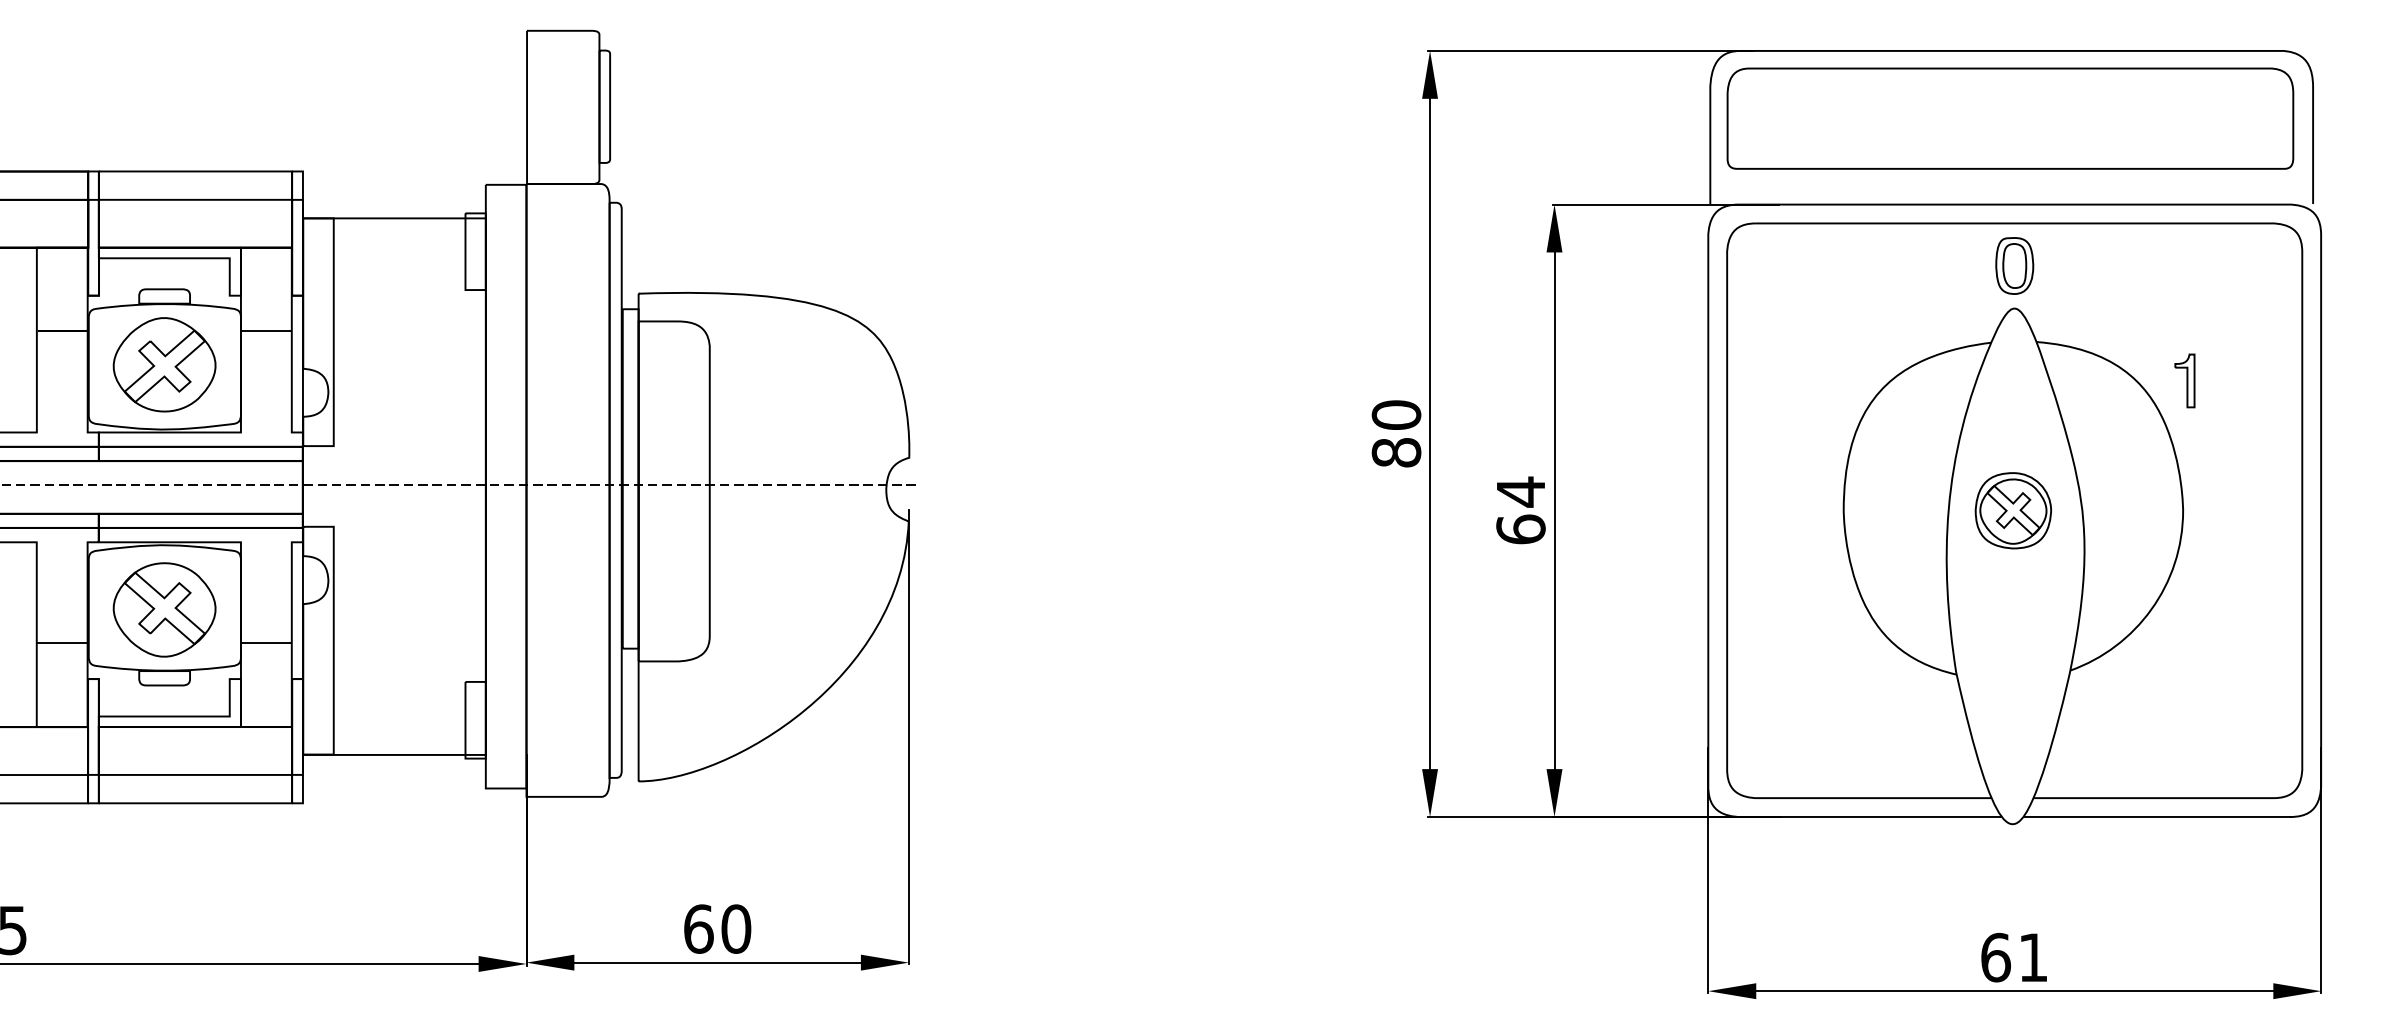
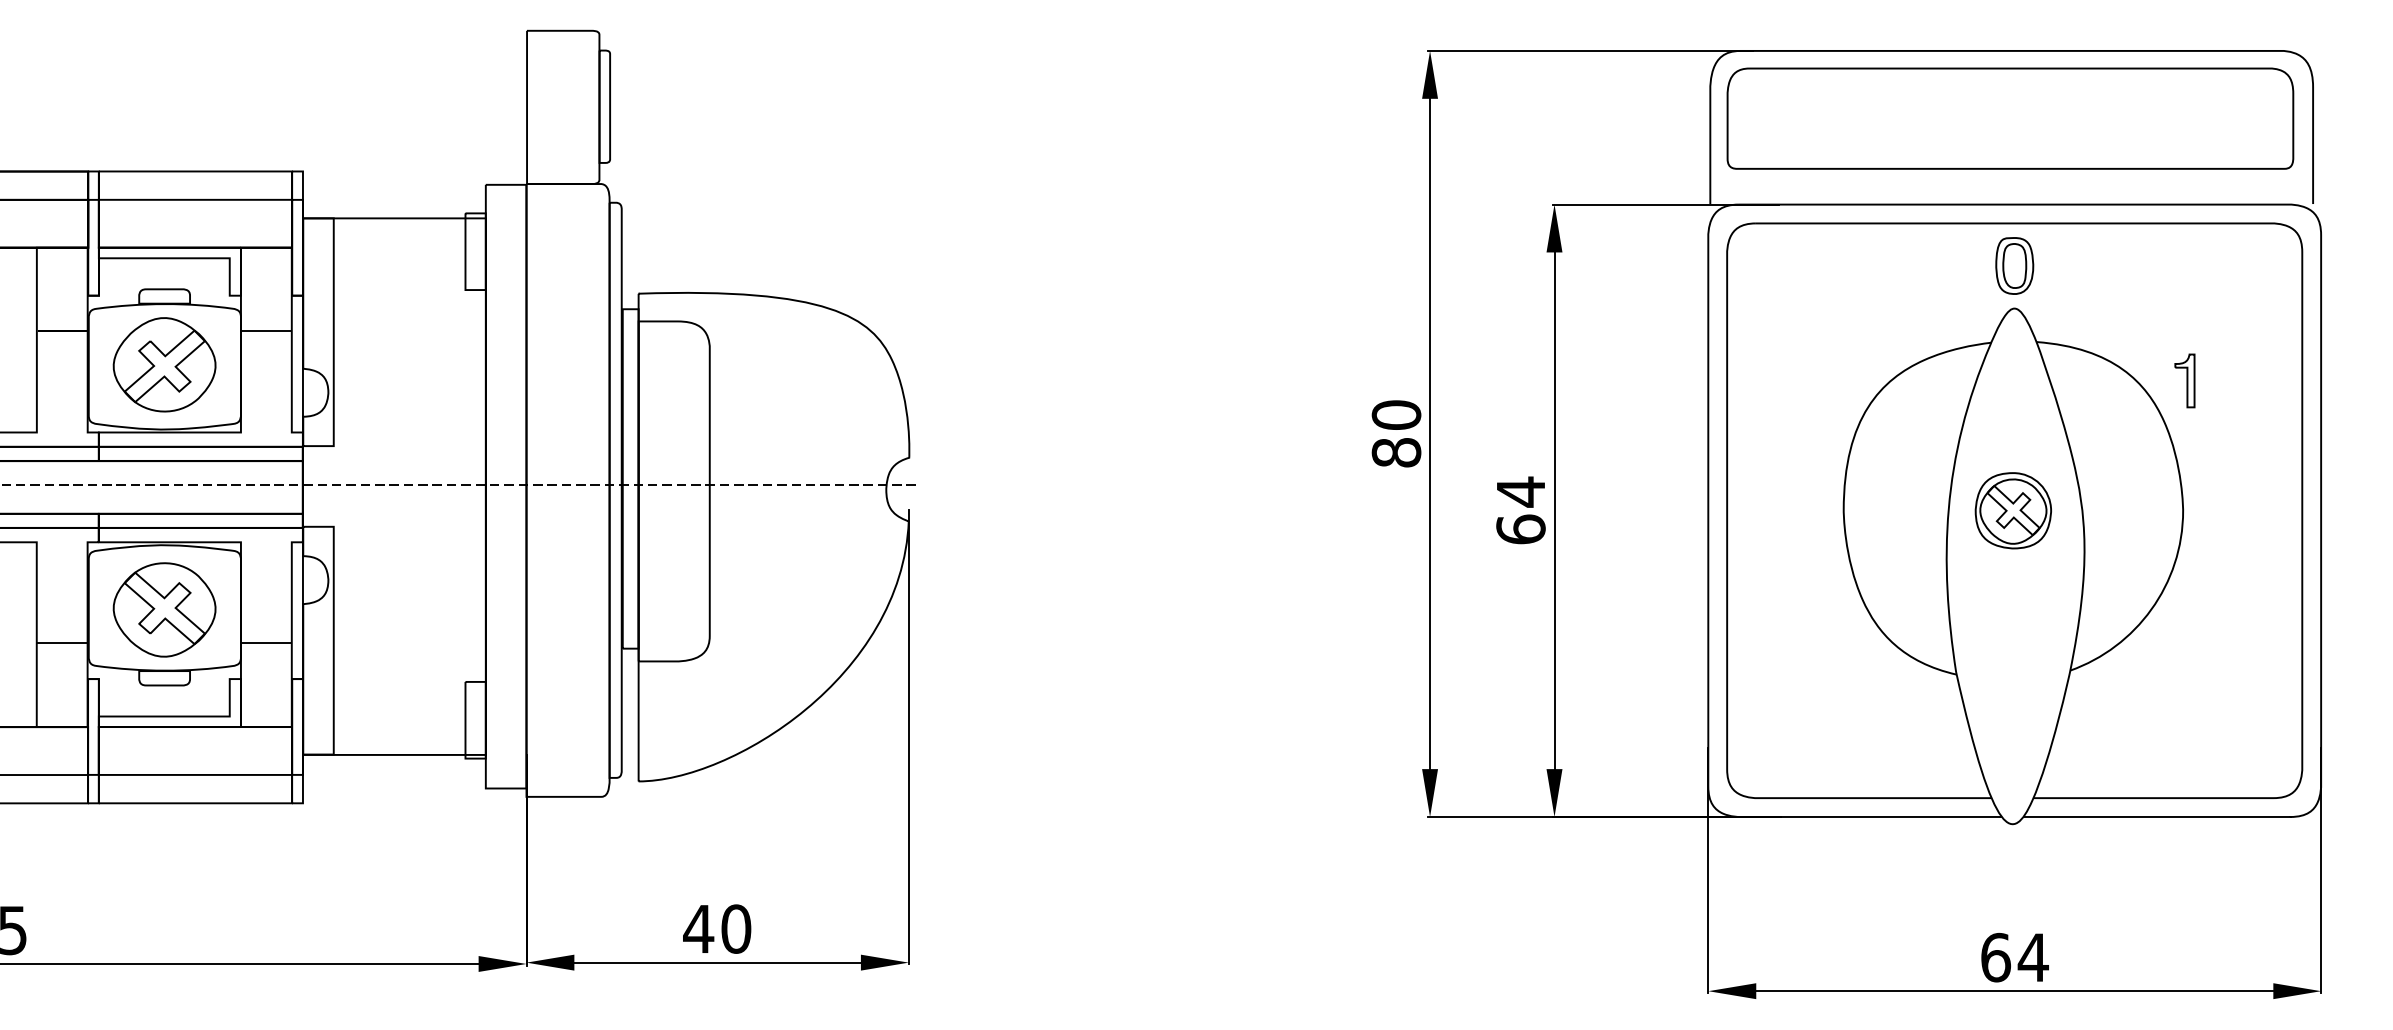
text: 60 -> 40 (698, 928)
text: 61 -> 64 (2032, 957)
